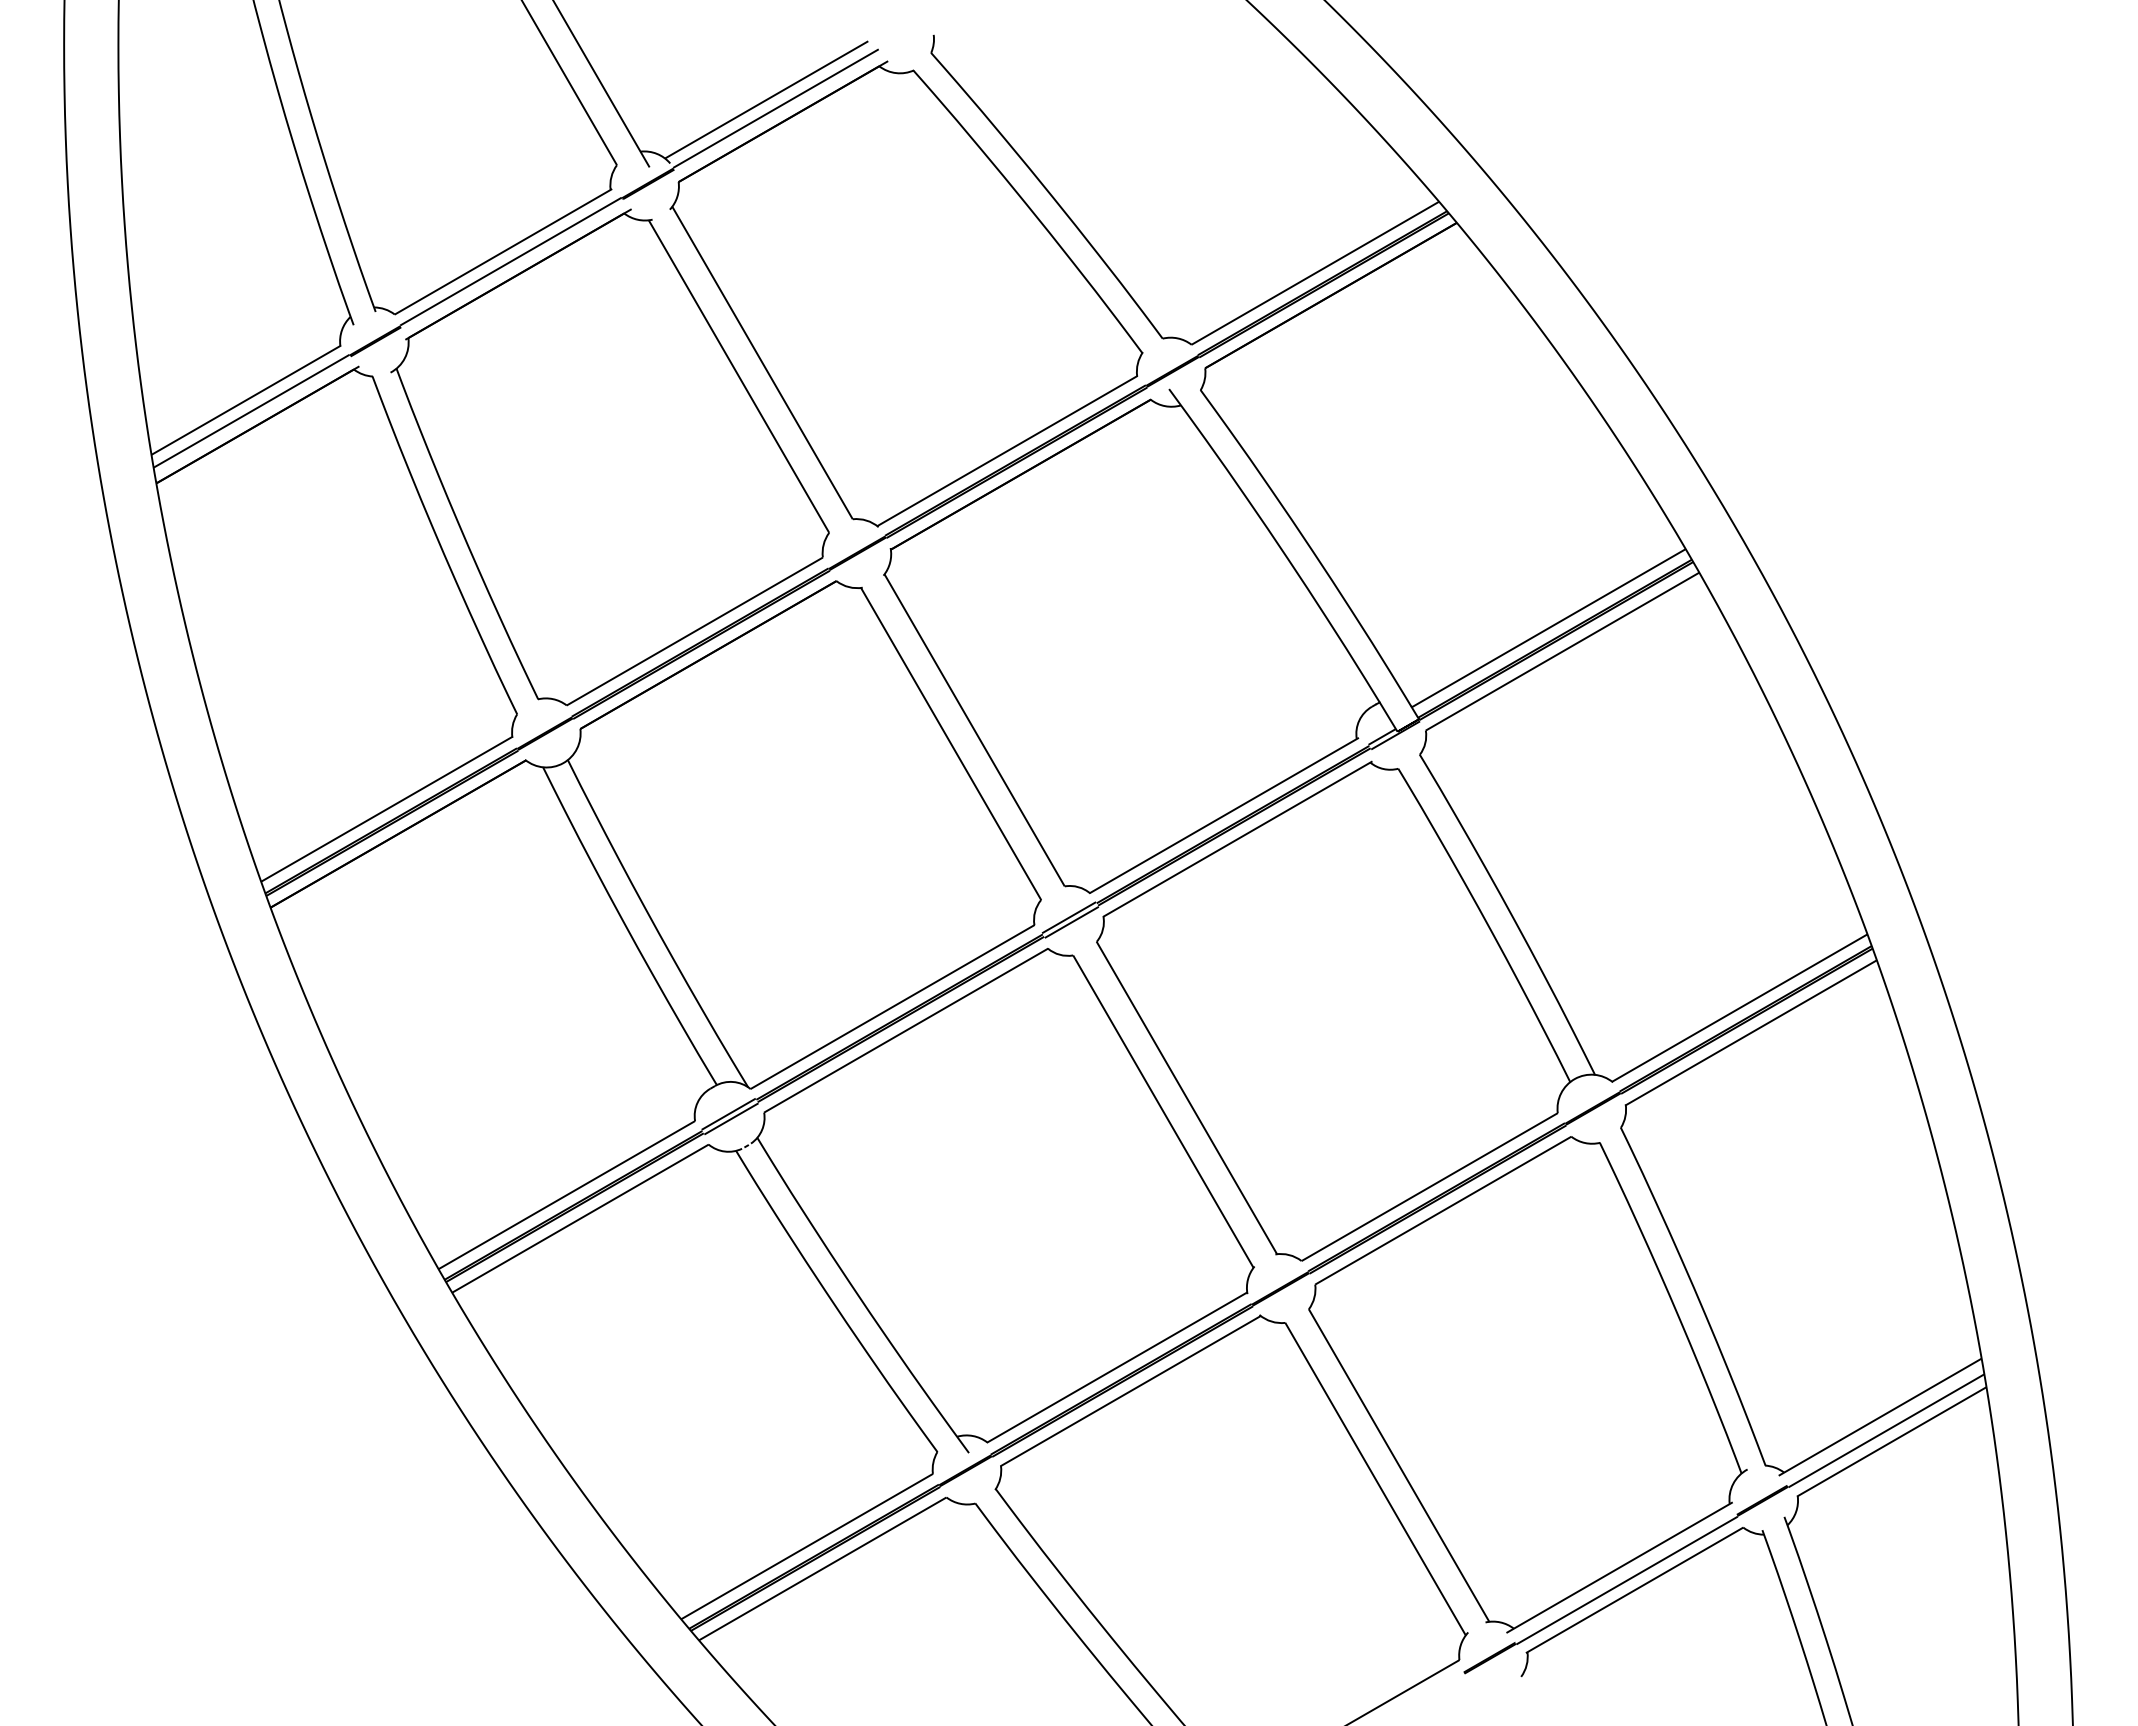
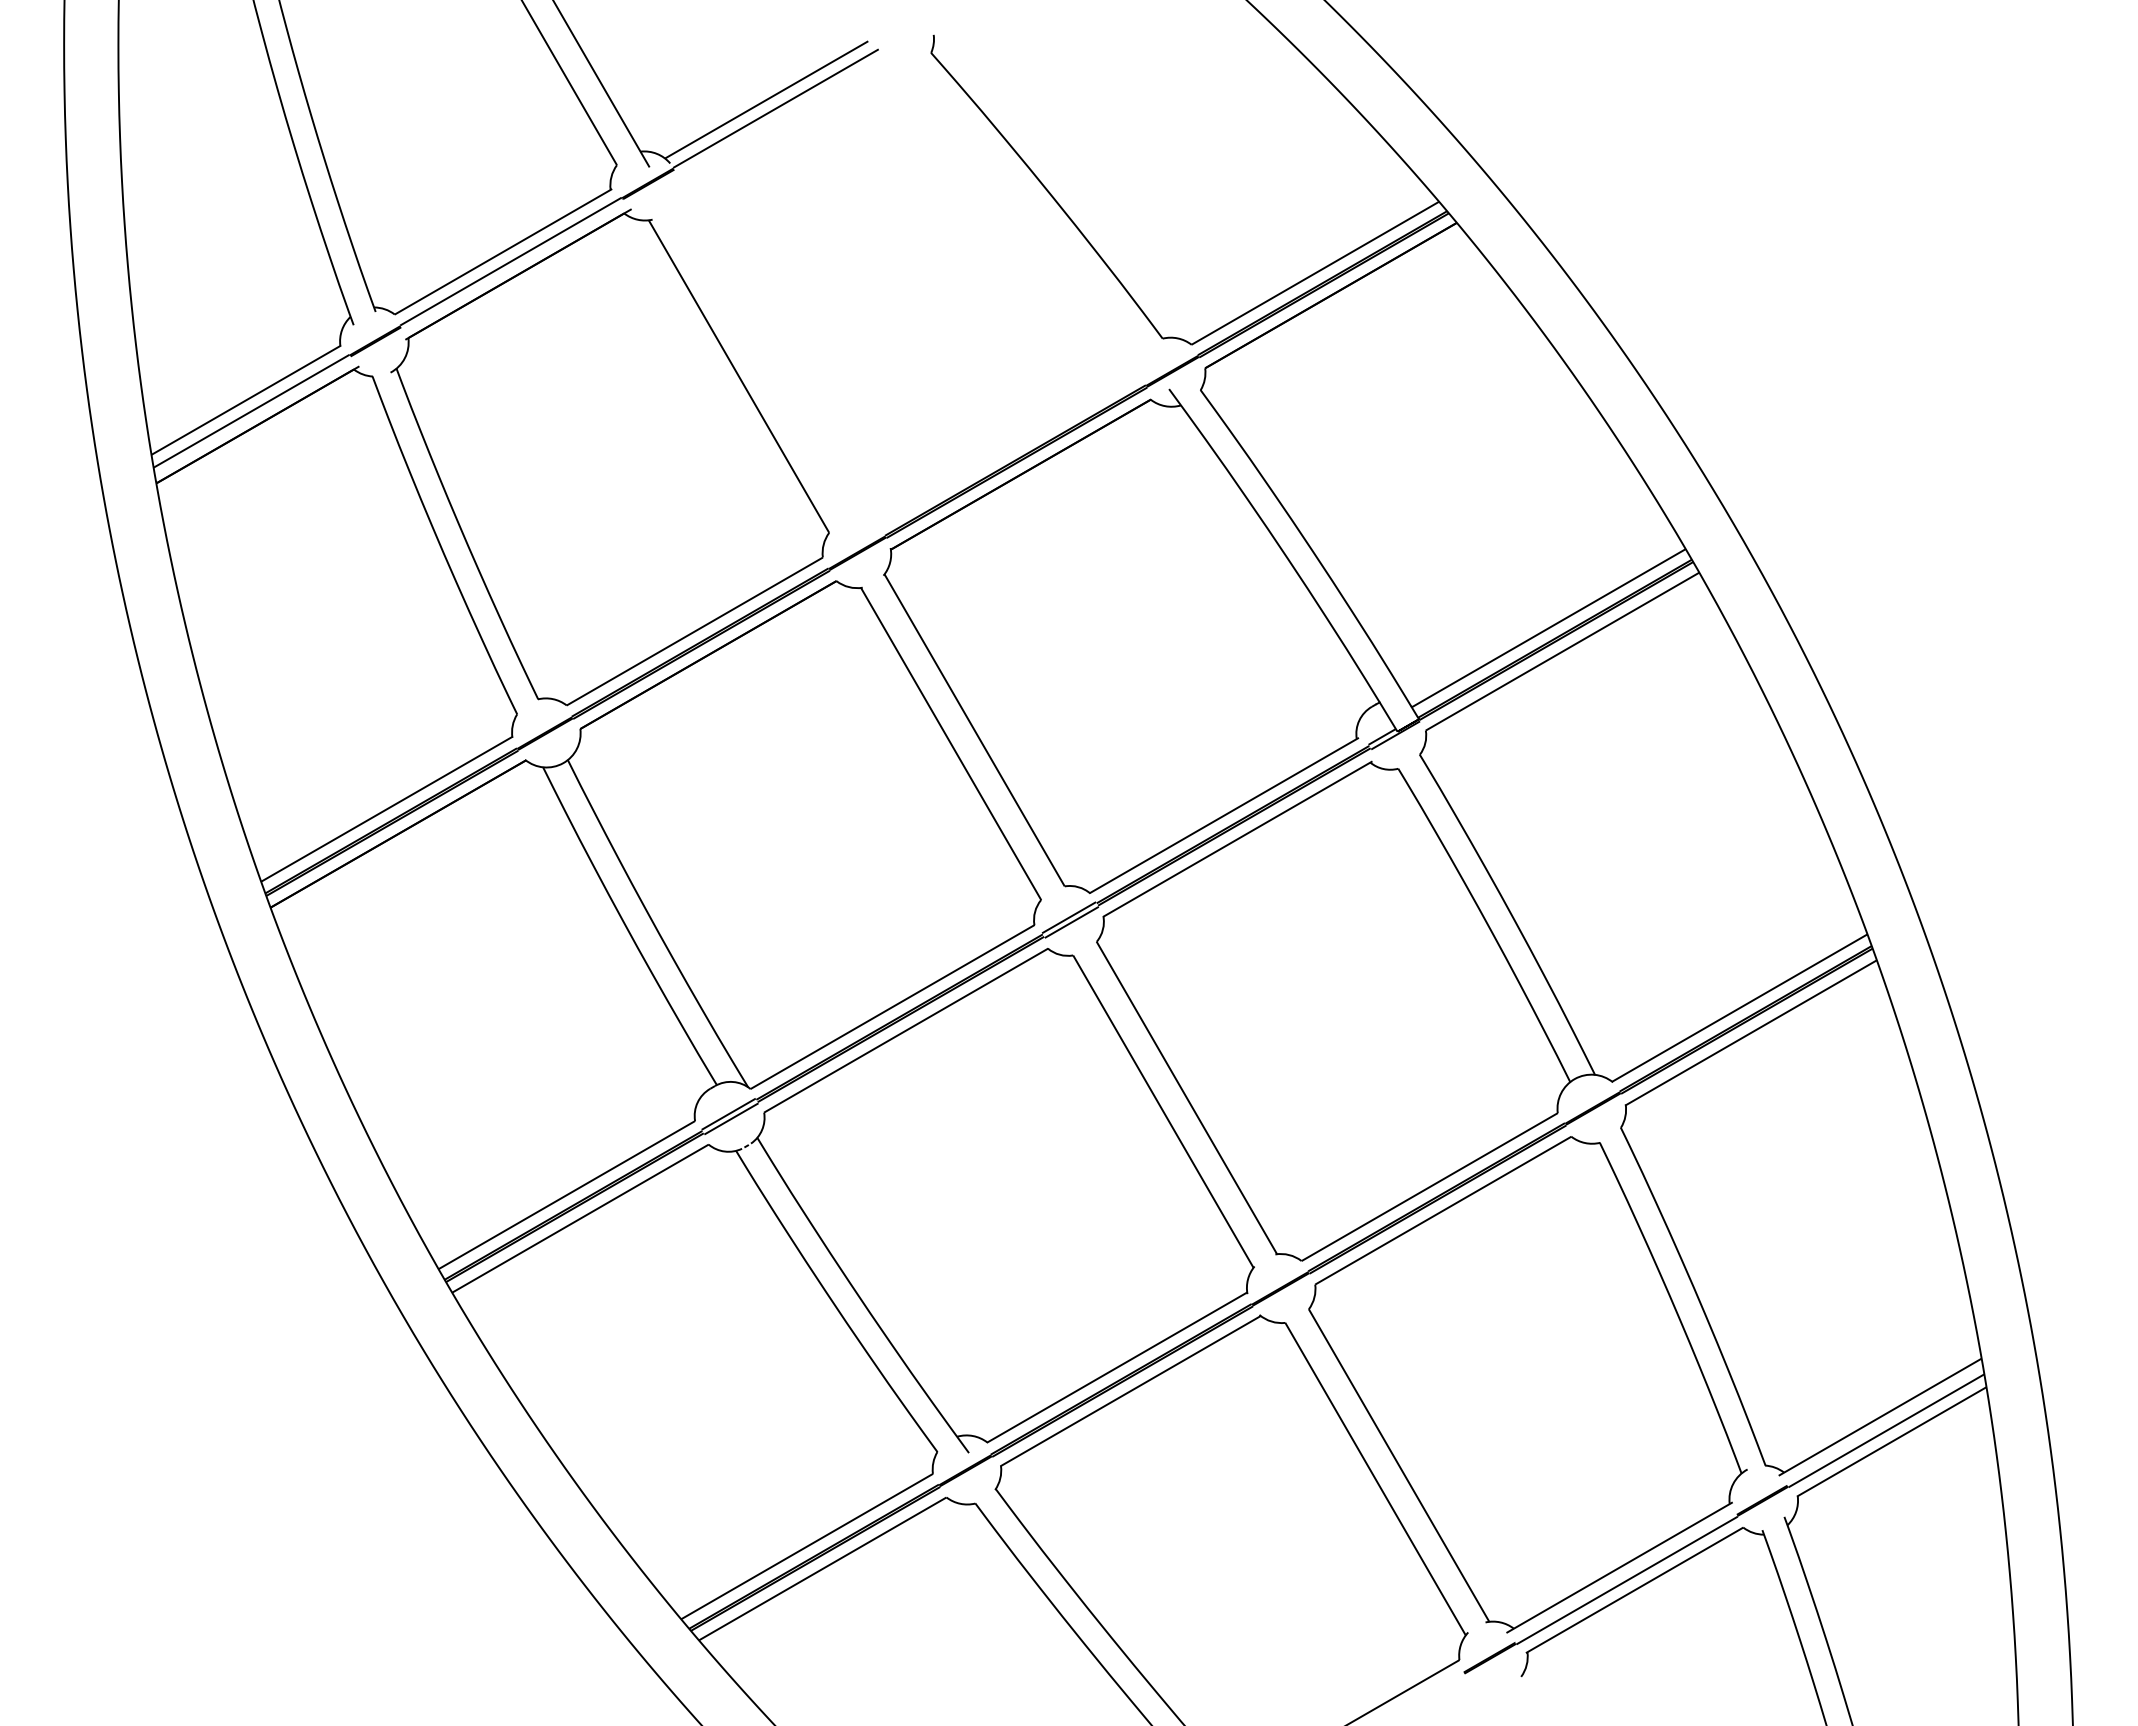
part: present -> none (906, 293)
